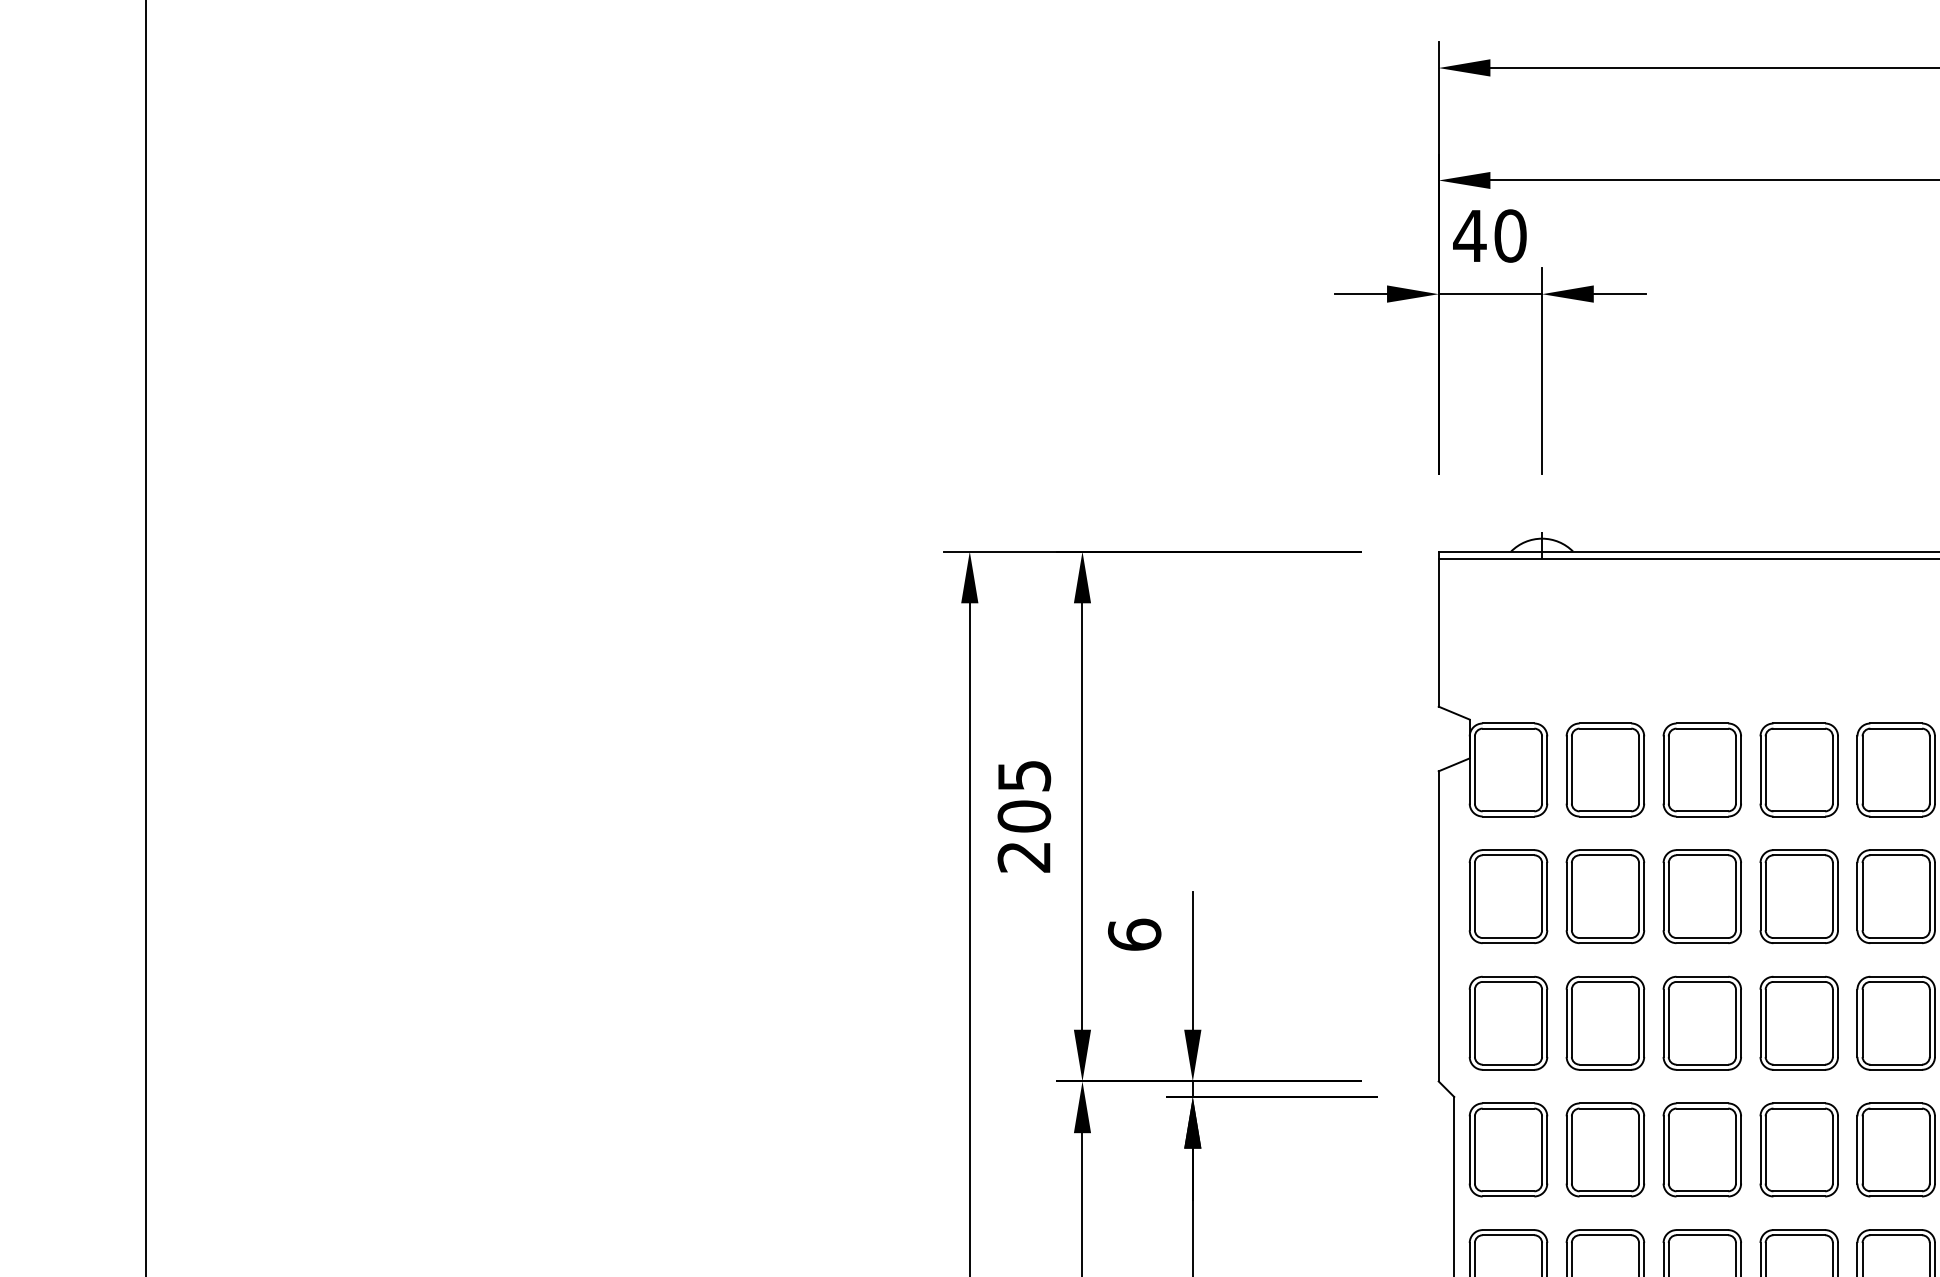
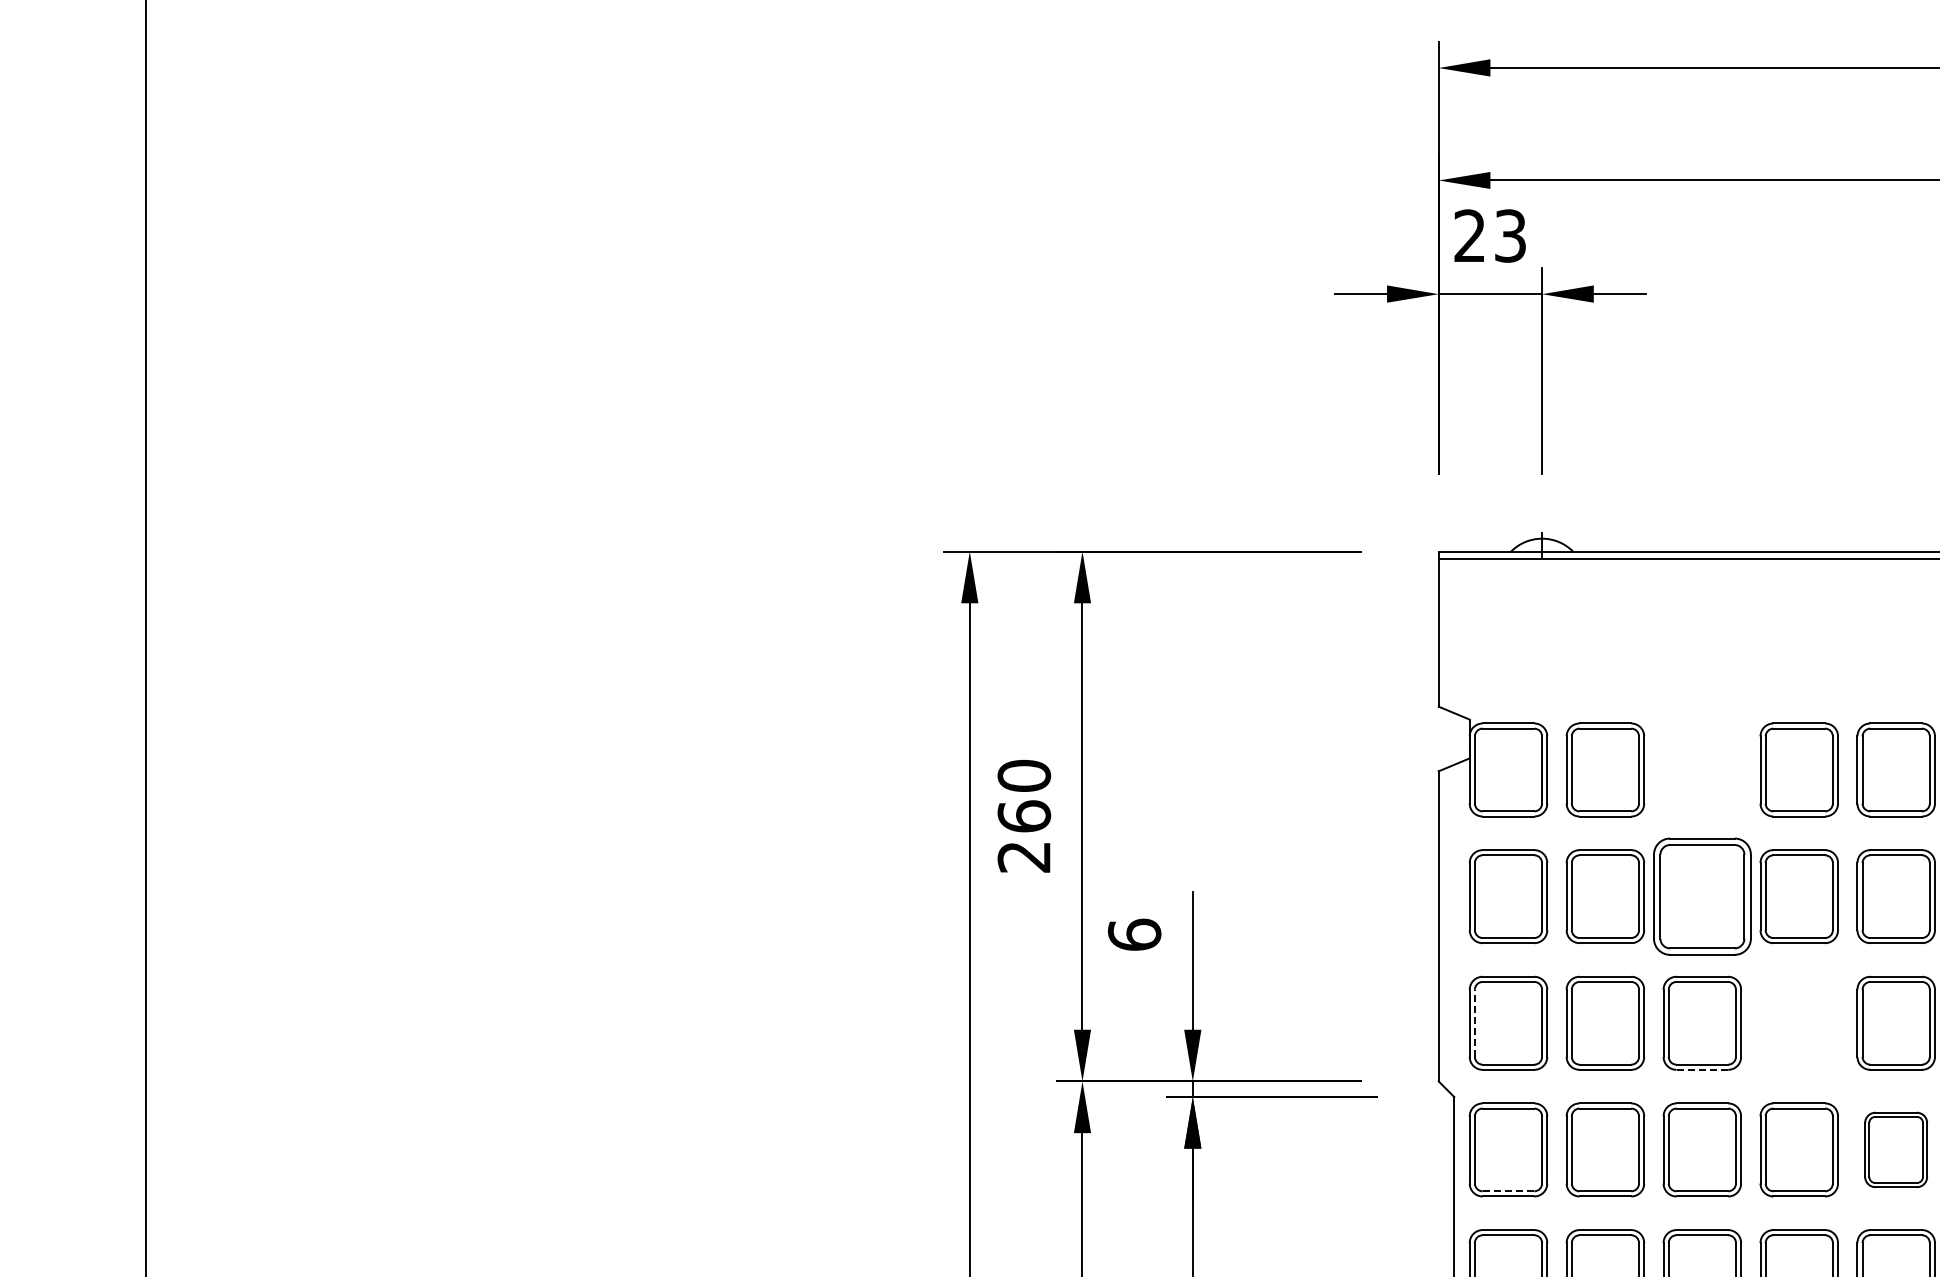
text: 40 -> 23 (1489, 235)
part: present -> none (1701, 769)
text: 205 -> 260 (1024, 795)
part size: 80x95 px -> 99x119 px (1702, 896)
part: present -> none (1798, 1022)
line: solid -> dashed (1474, 1023)
line: solid -> dashed (1702, 1069)
part size: 80x96 px -> 65x77 px (1896, 1149)
line: solid -> dashed (1508, 1191)
